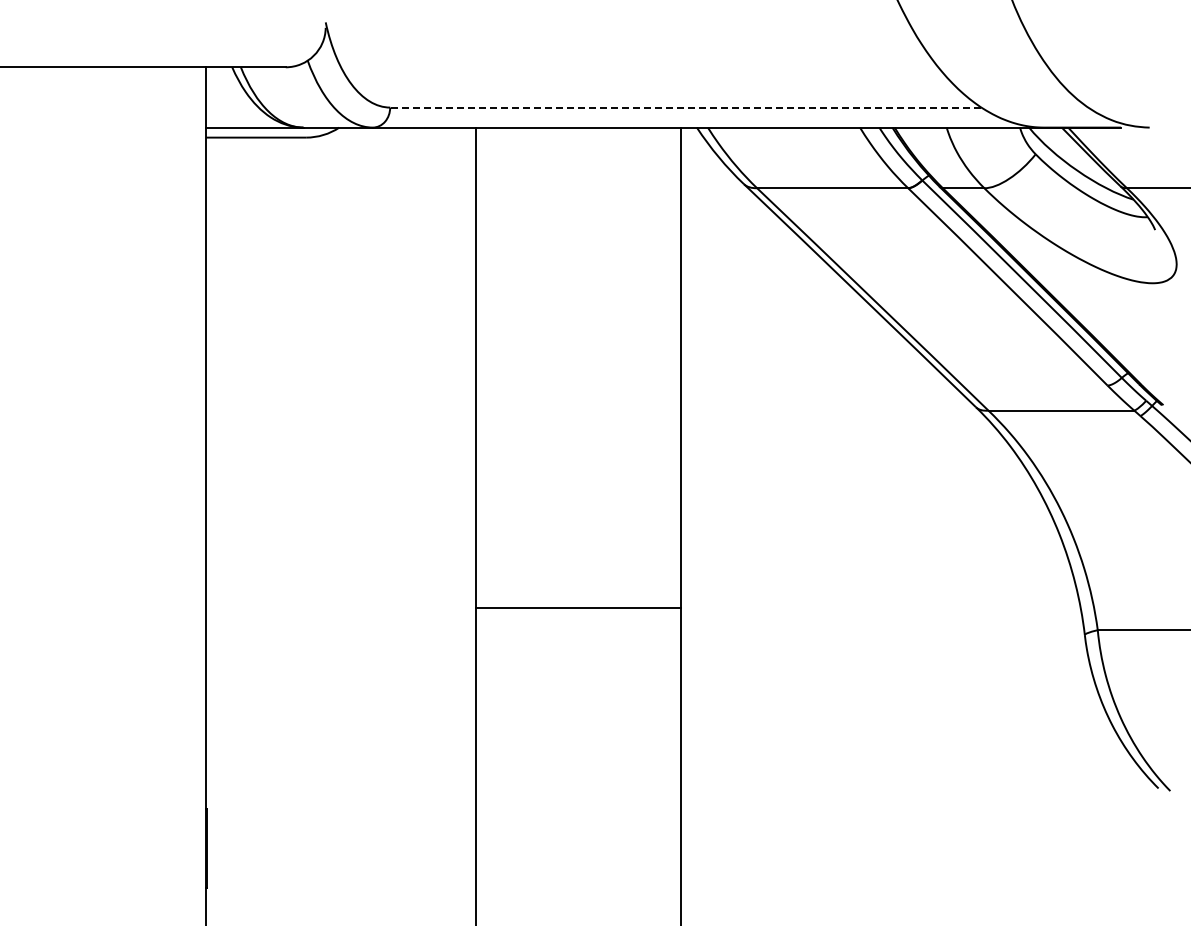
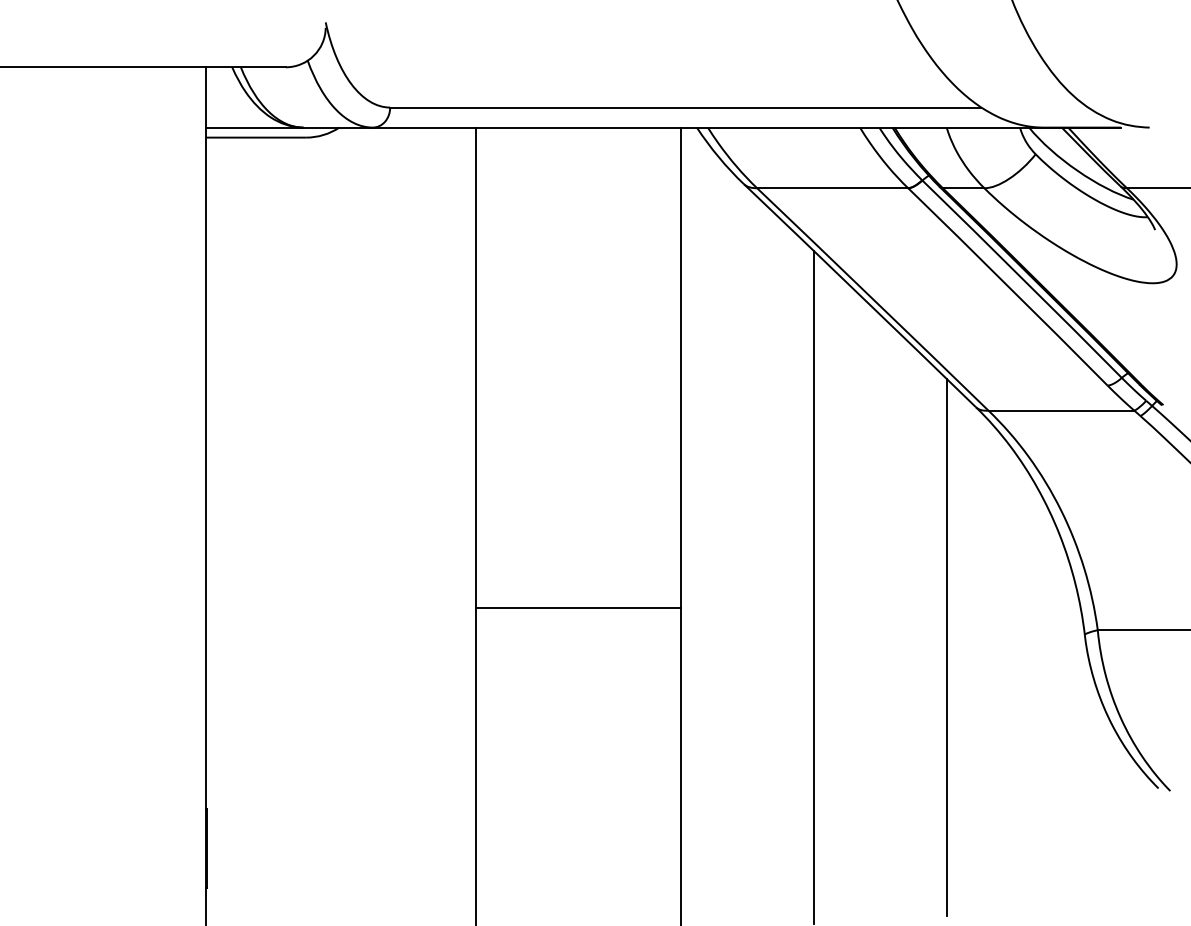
line: dashed -> solid (685, 107)
line: none -> present (813, 586)
line: none -> present (946, 647)
